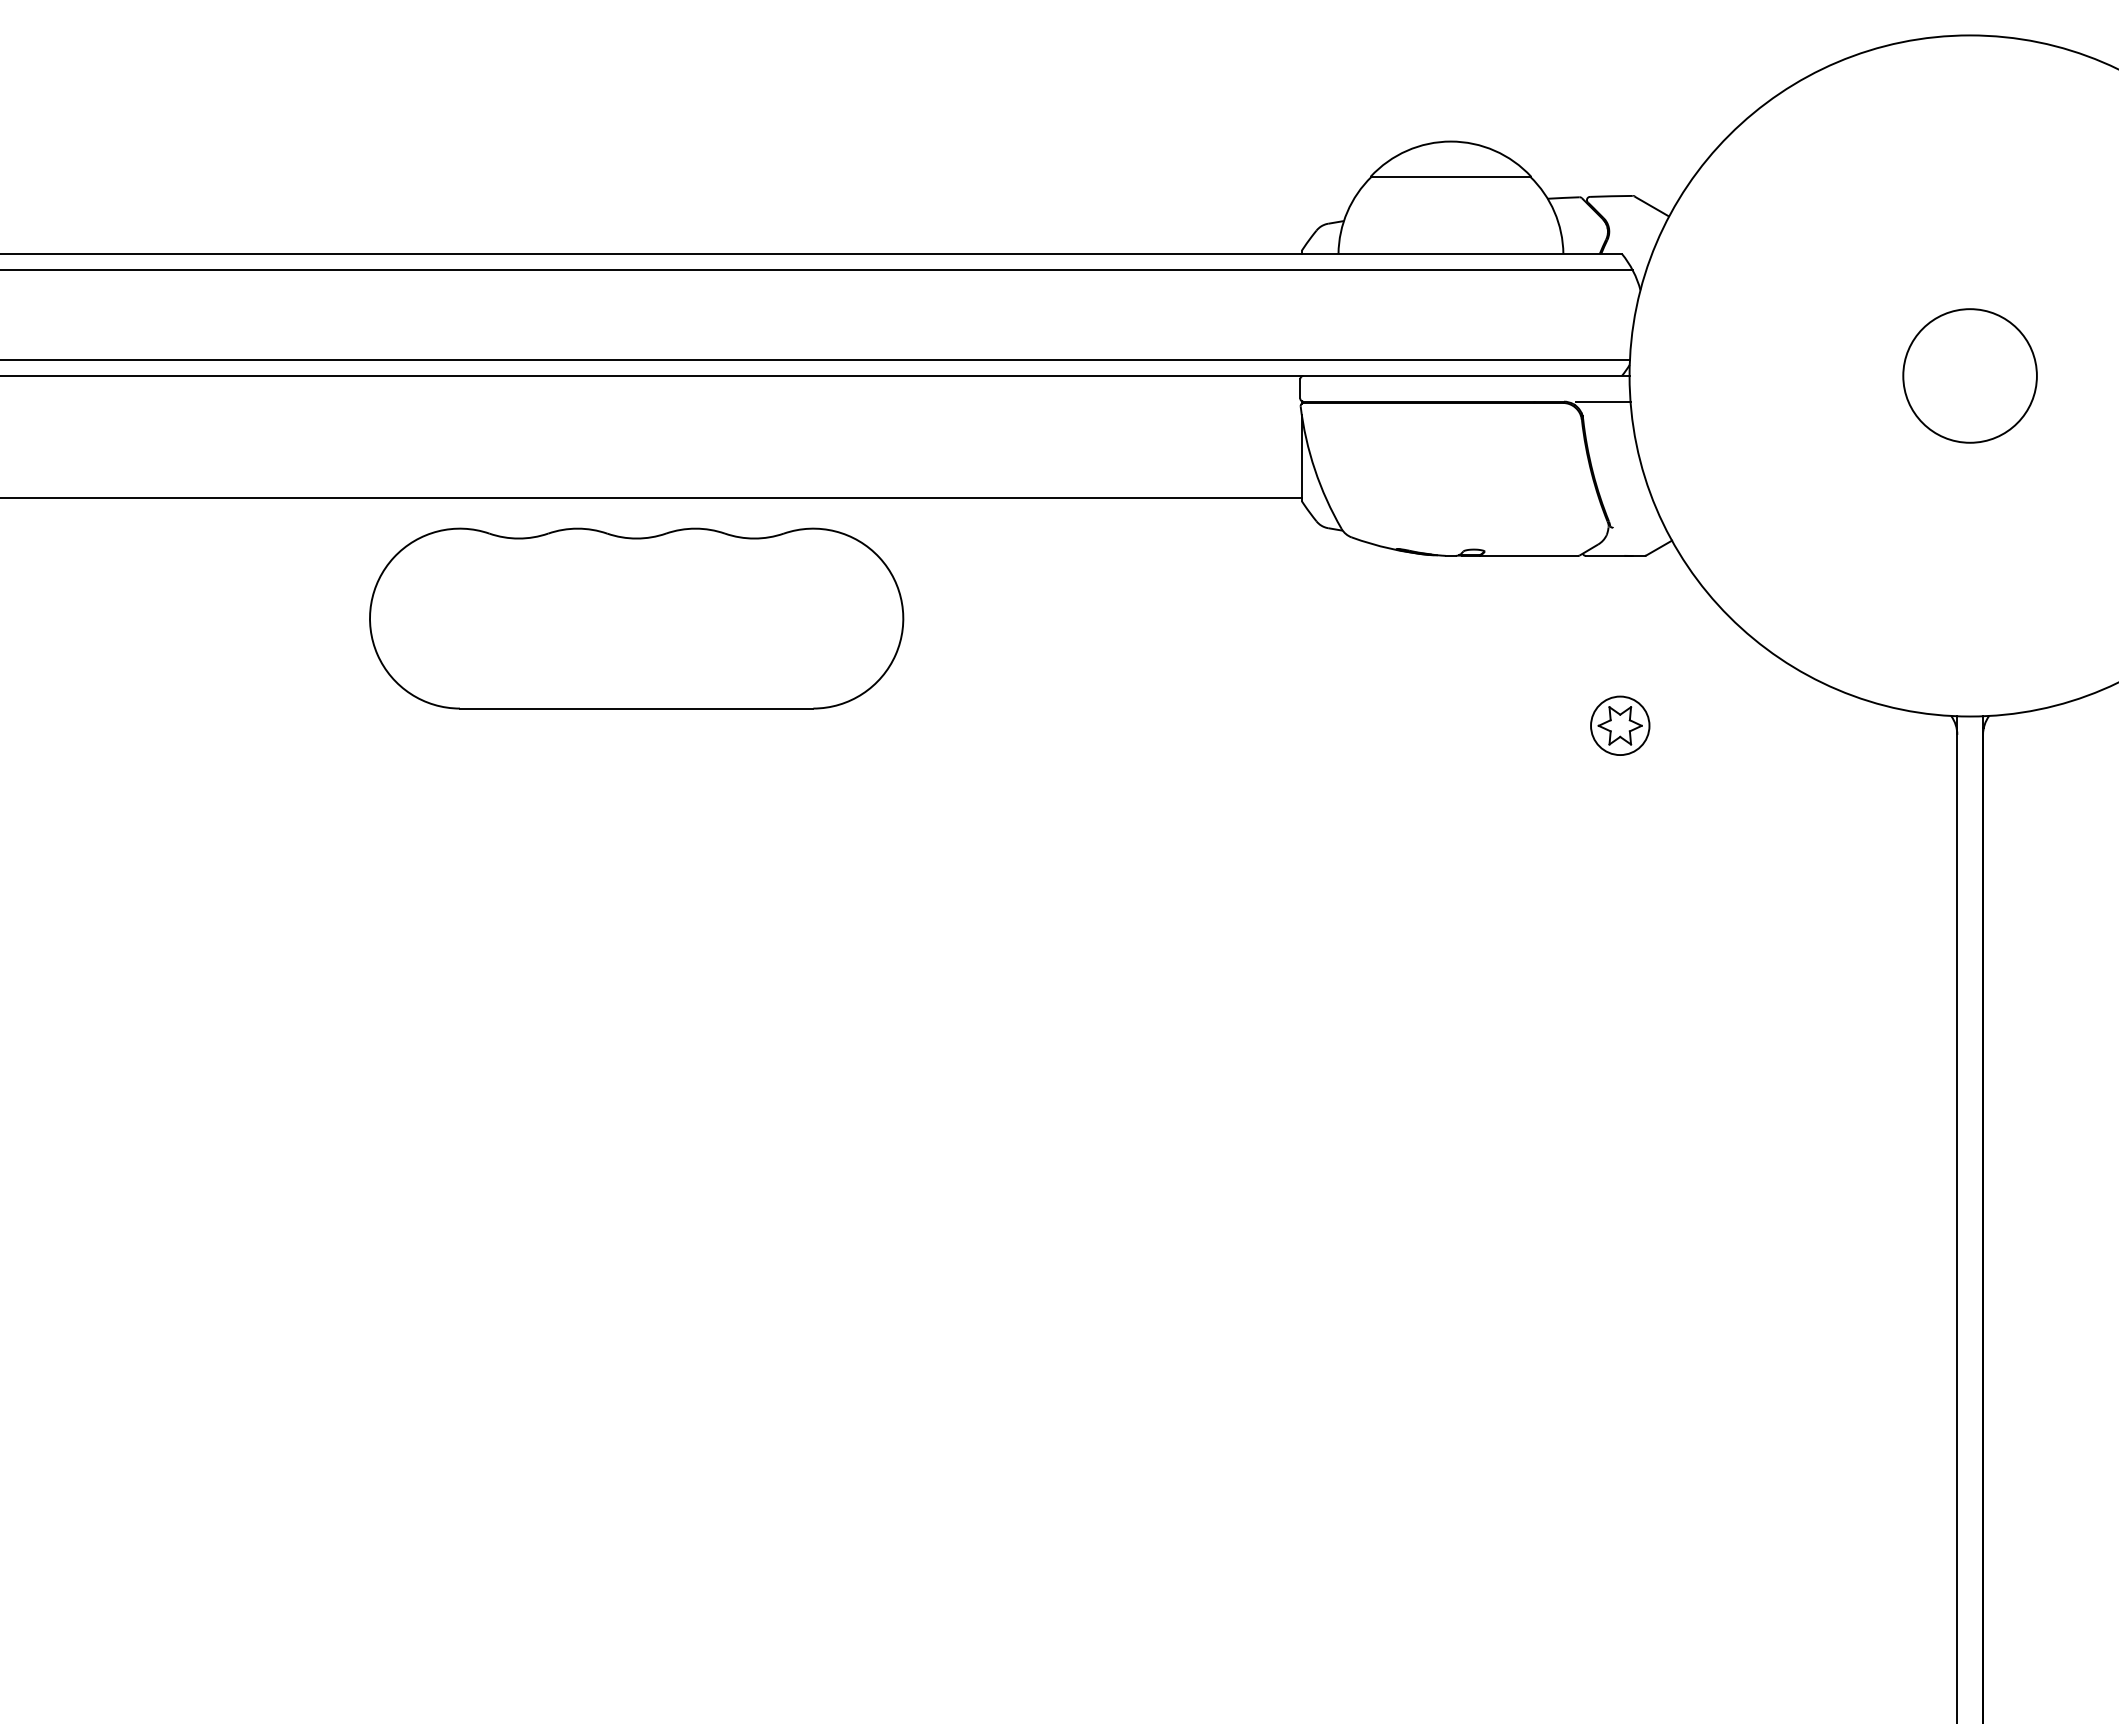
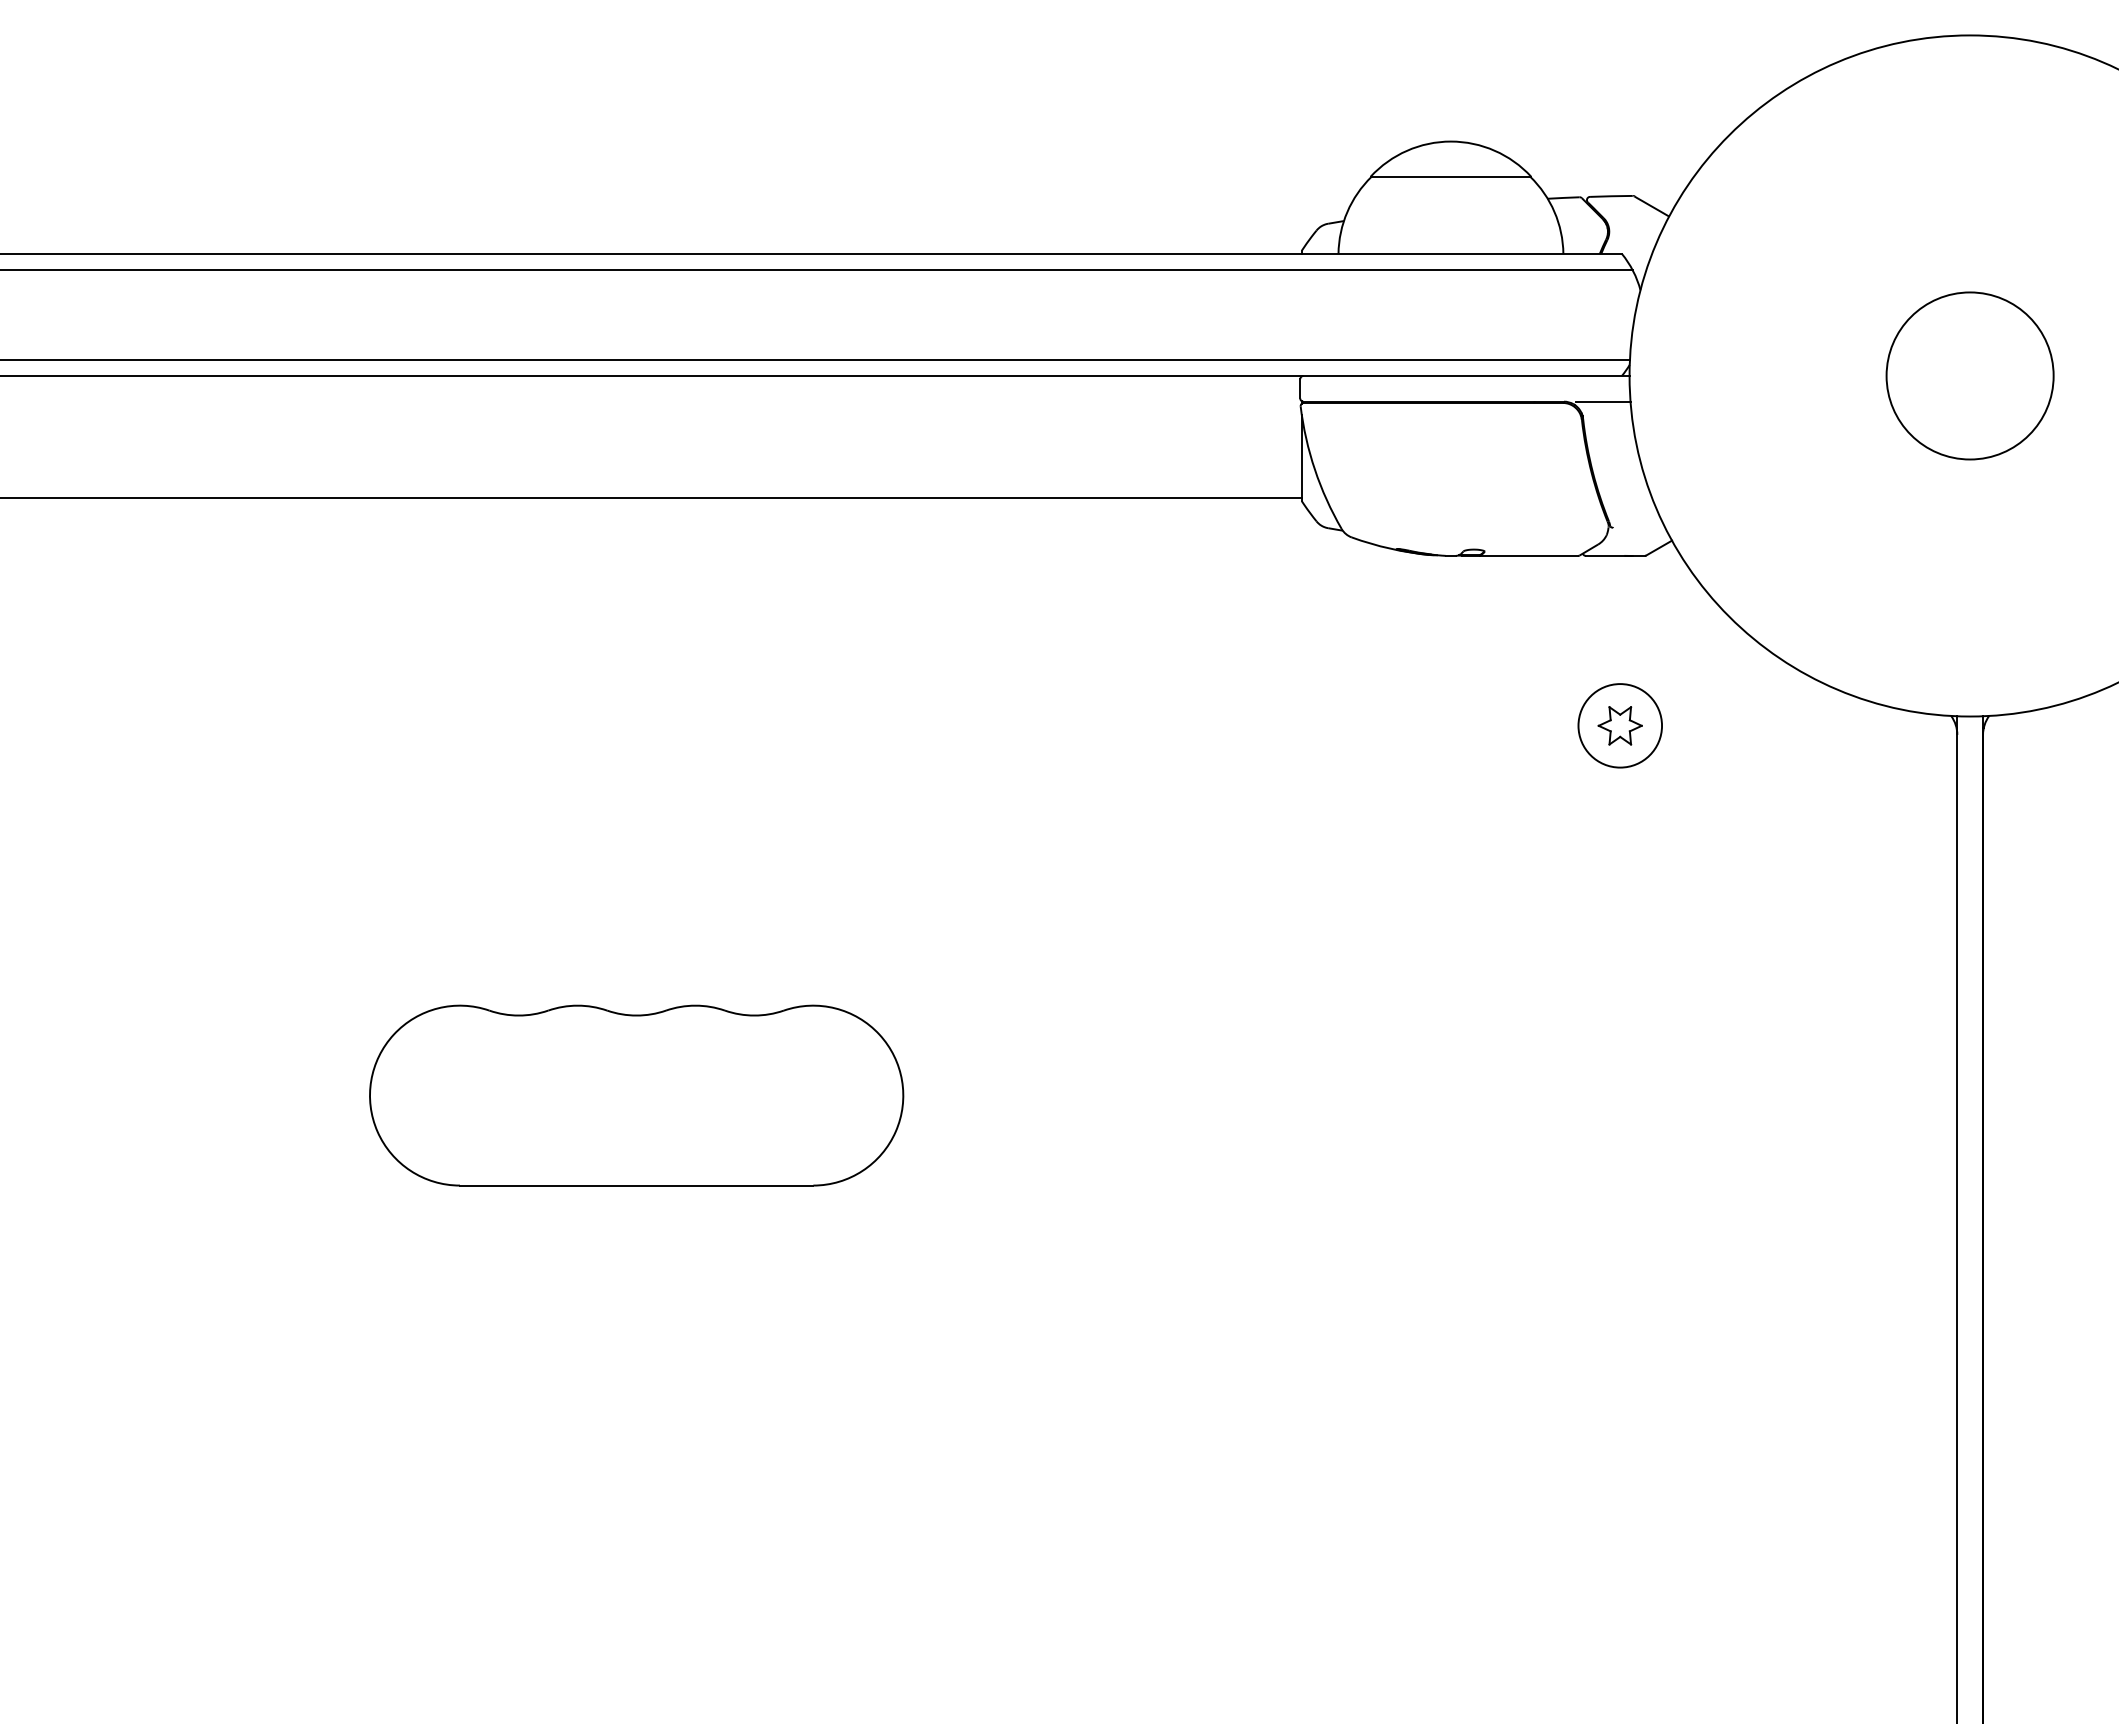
circle diameter: 134 px -> 167 px (1969, 375)
part position: (636, 618) -> (636, 1095) (636, 1095)
circle diameter: 58 px -> 84 px (1620, 725)
